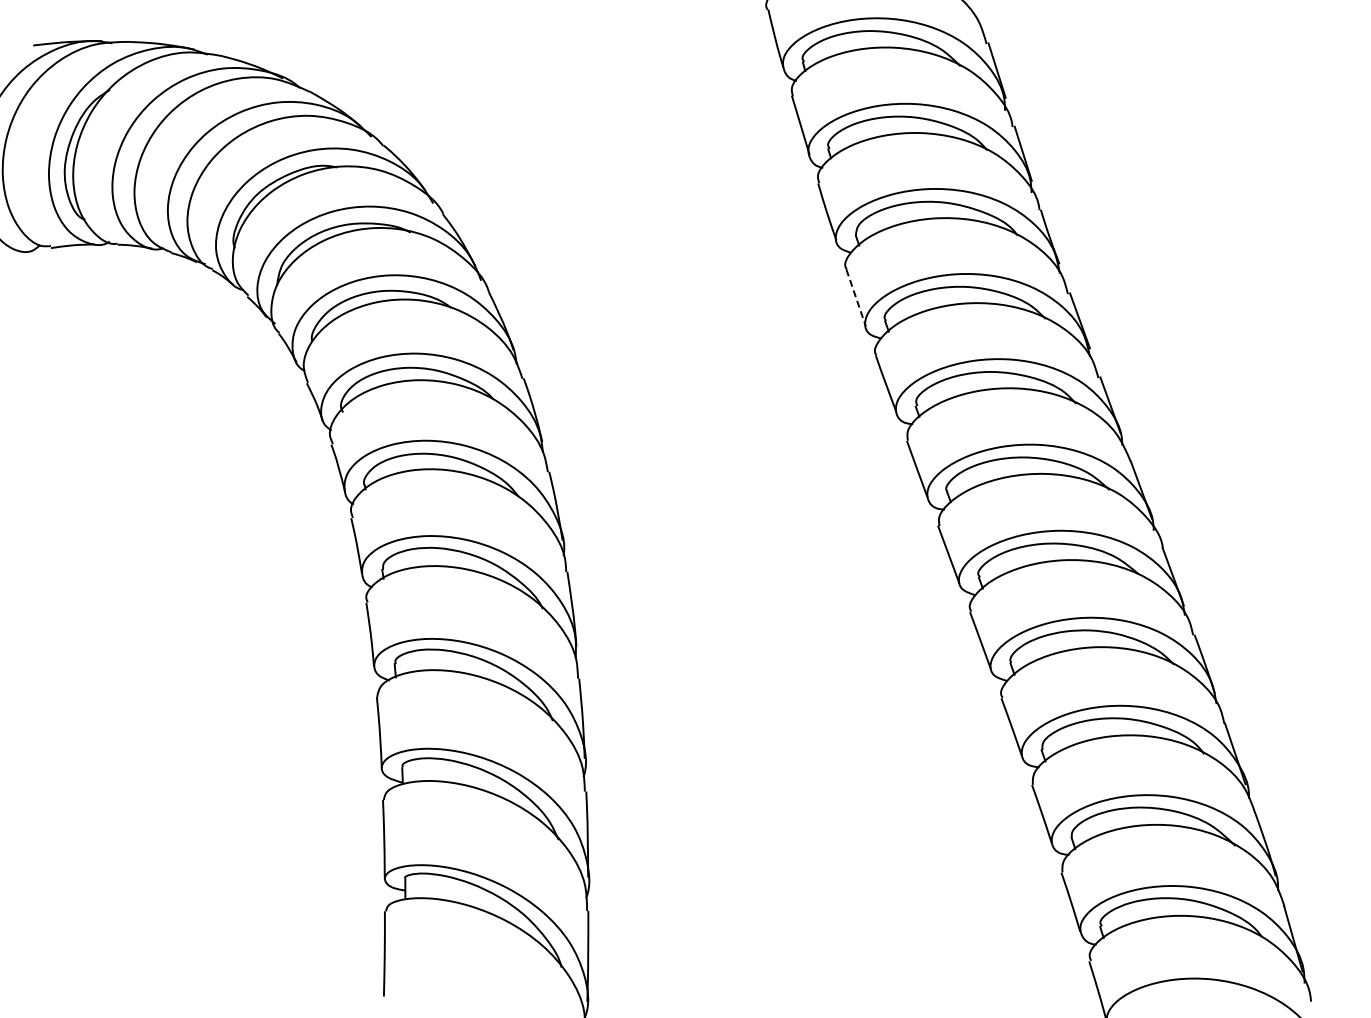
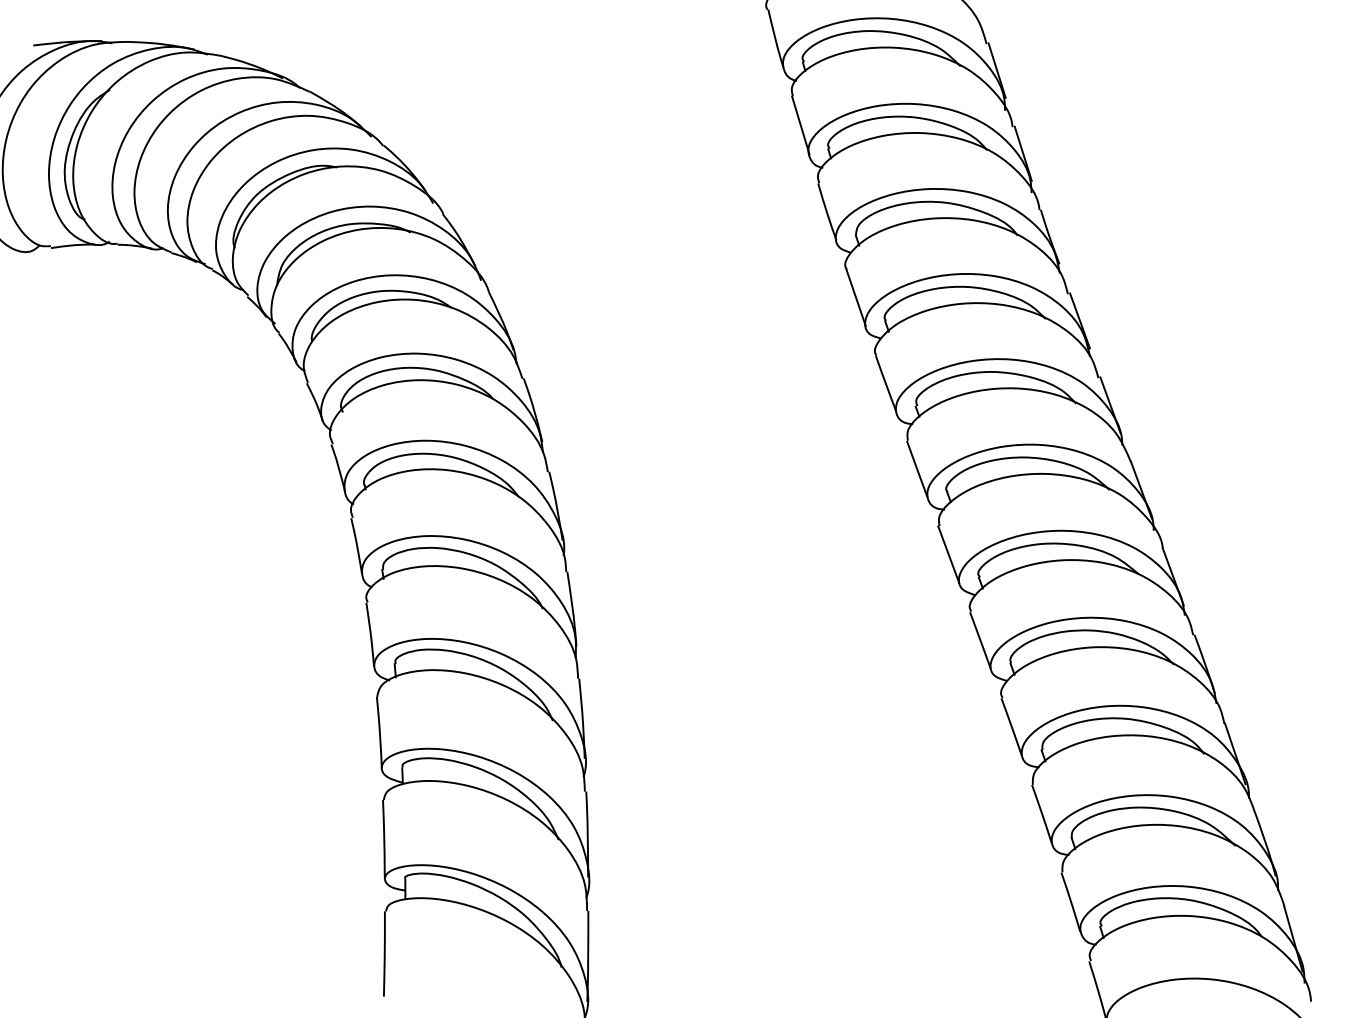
line: dashed -> solid (856, 297)
